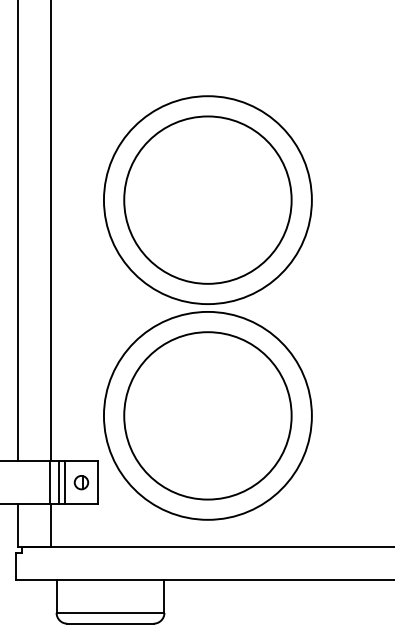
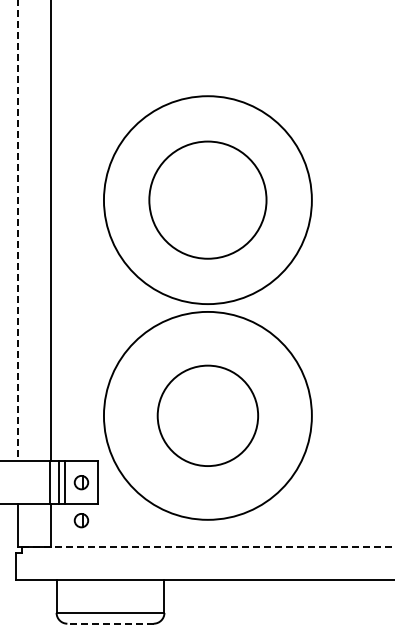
circle diameter: 167 px -> 117 px (207, 199)
line: solid -> dashed (18, 231)
circle diameter: 167 px -> 100 px (207, 415)
part: none -> present (81, 520)
line: solid -> dashed (208, 547)
line: solid -> dashed (110, 623)
